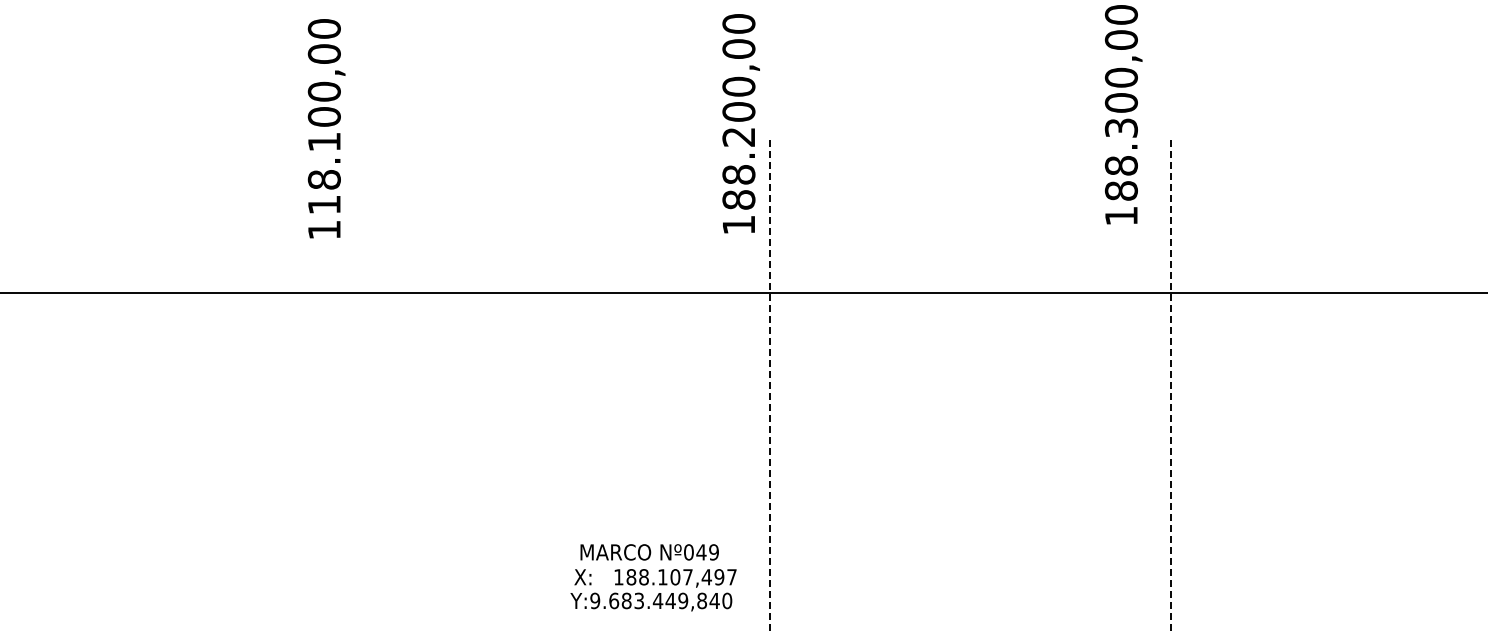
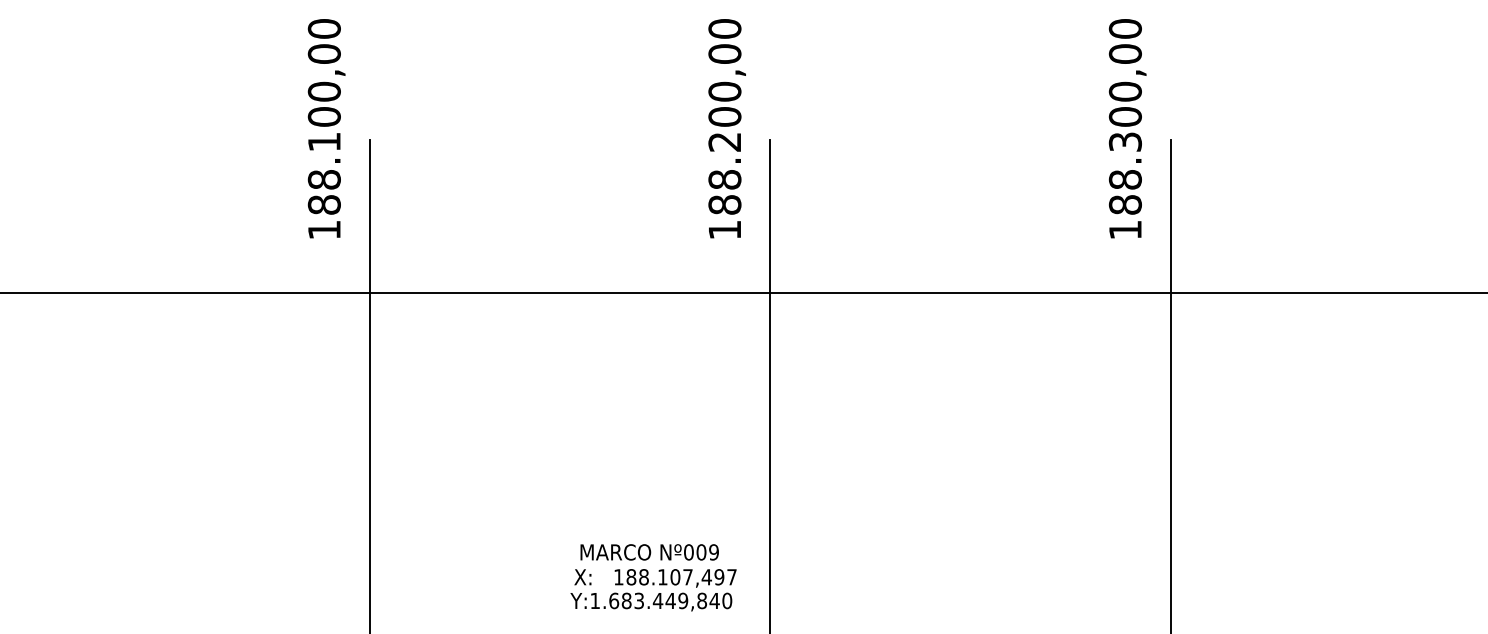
text position: (1123, 114) -> (1127, 128) (1127, 128)
text position: (740, 123) -> (726, 128) (726, 128)
text: 118.100,00 -> 188.100,00 (323, 204)
line: none -> present (369, 385)
line: dashed -> solid (770, 387)
line: dashed -> solid (1170, 387)
text: Nº049 -> Nº009 (701, 552)
text: Y:9.683.449,840 -> Y:1.683.449,840 (595, 600)
